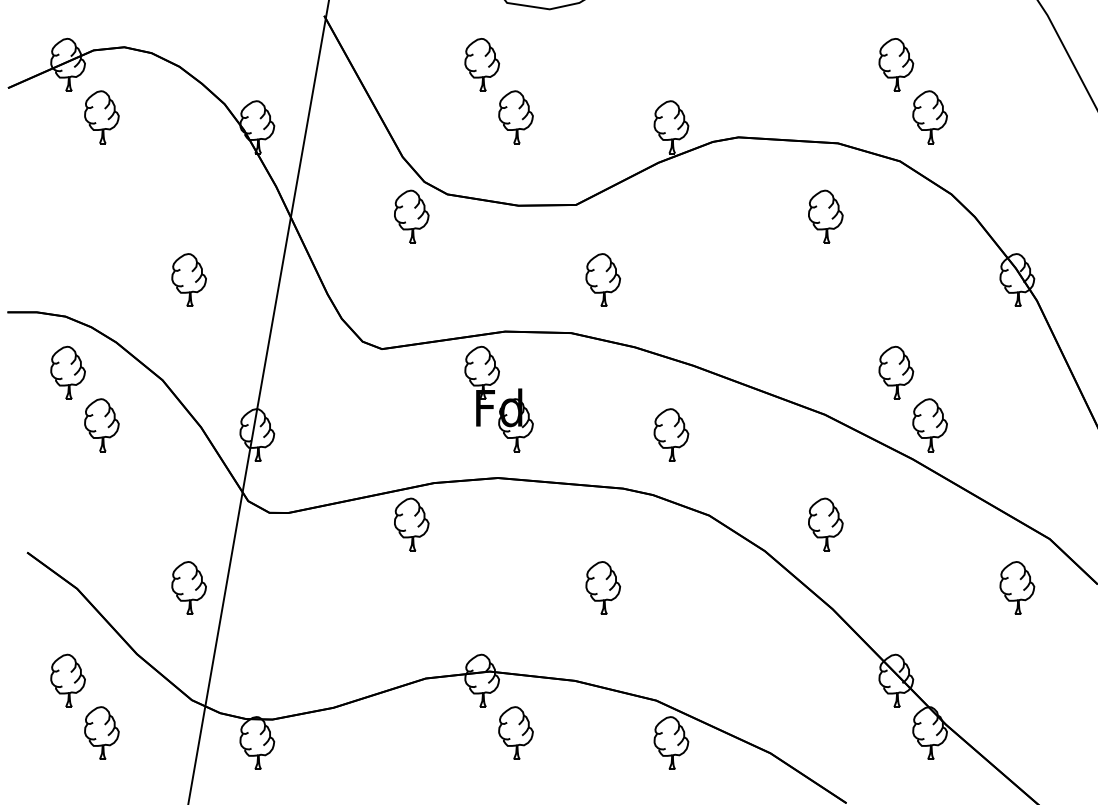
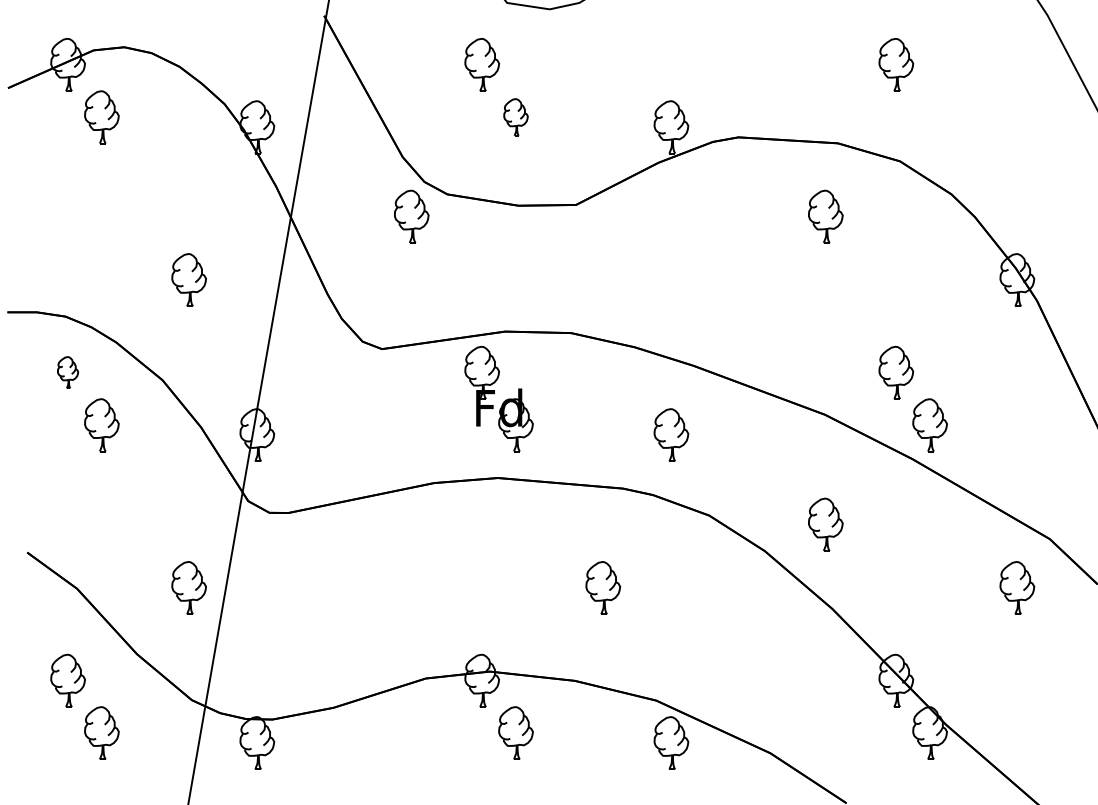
part size: 36x55 px -> 26x39 px (515, 117)
part: present -> none (929, 117)
part: present -> none (602, 279)
part size: 36x55 px -> 23x33 px (68, 372)
part: present -> none (411, 524)
